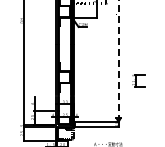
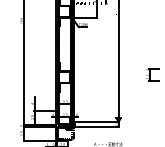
line: dashed -> solid (118, 61)
part position: (138, 80) -> (152, 74) (152, 74)
